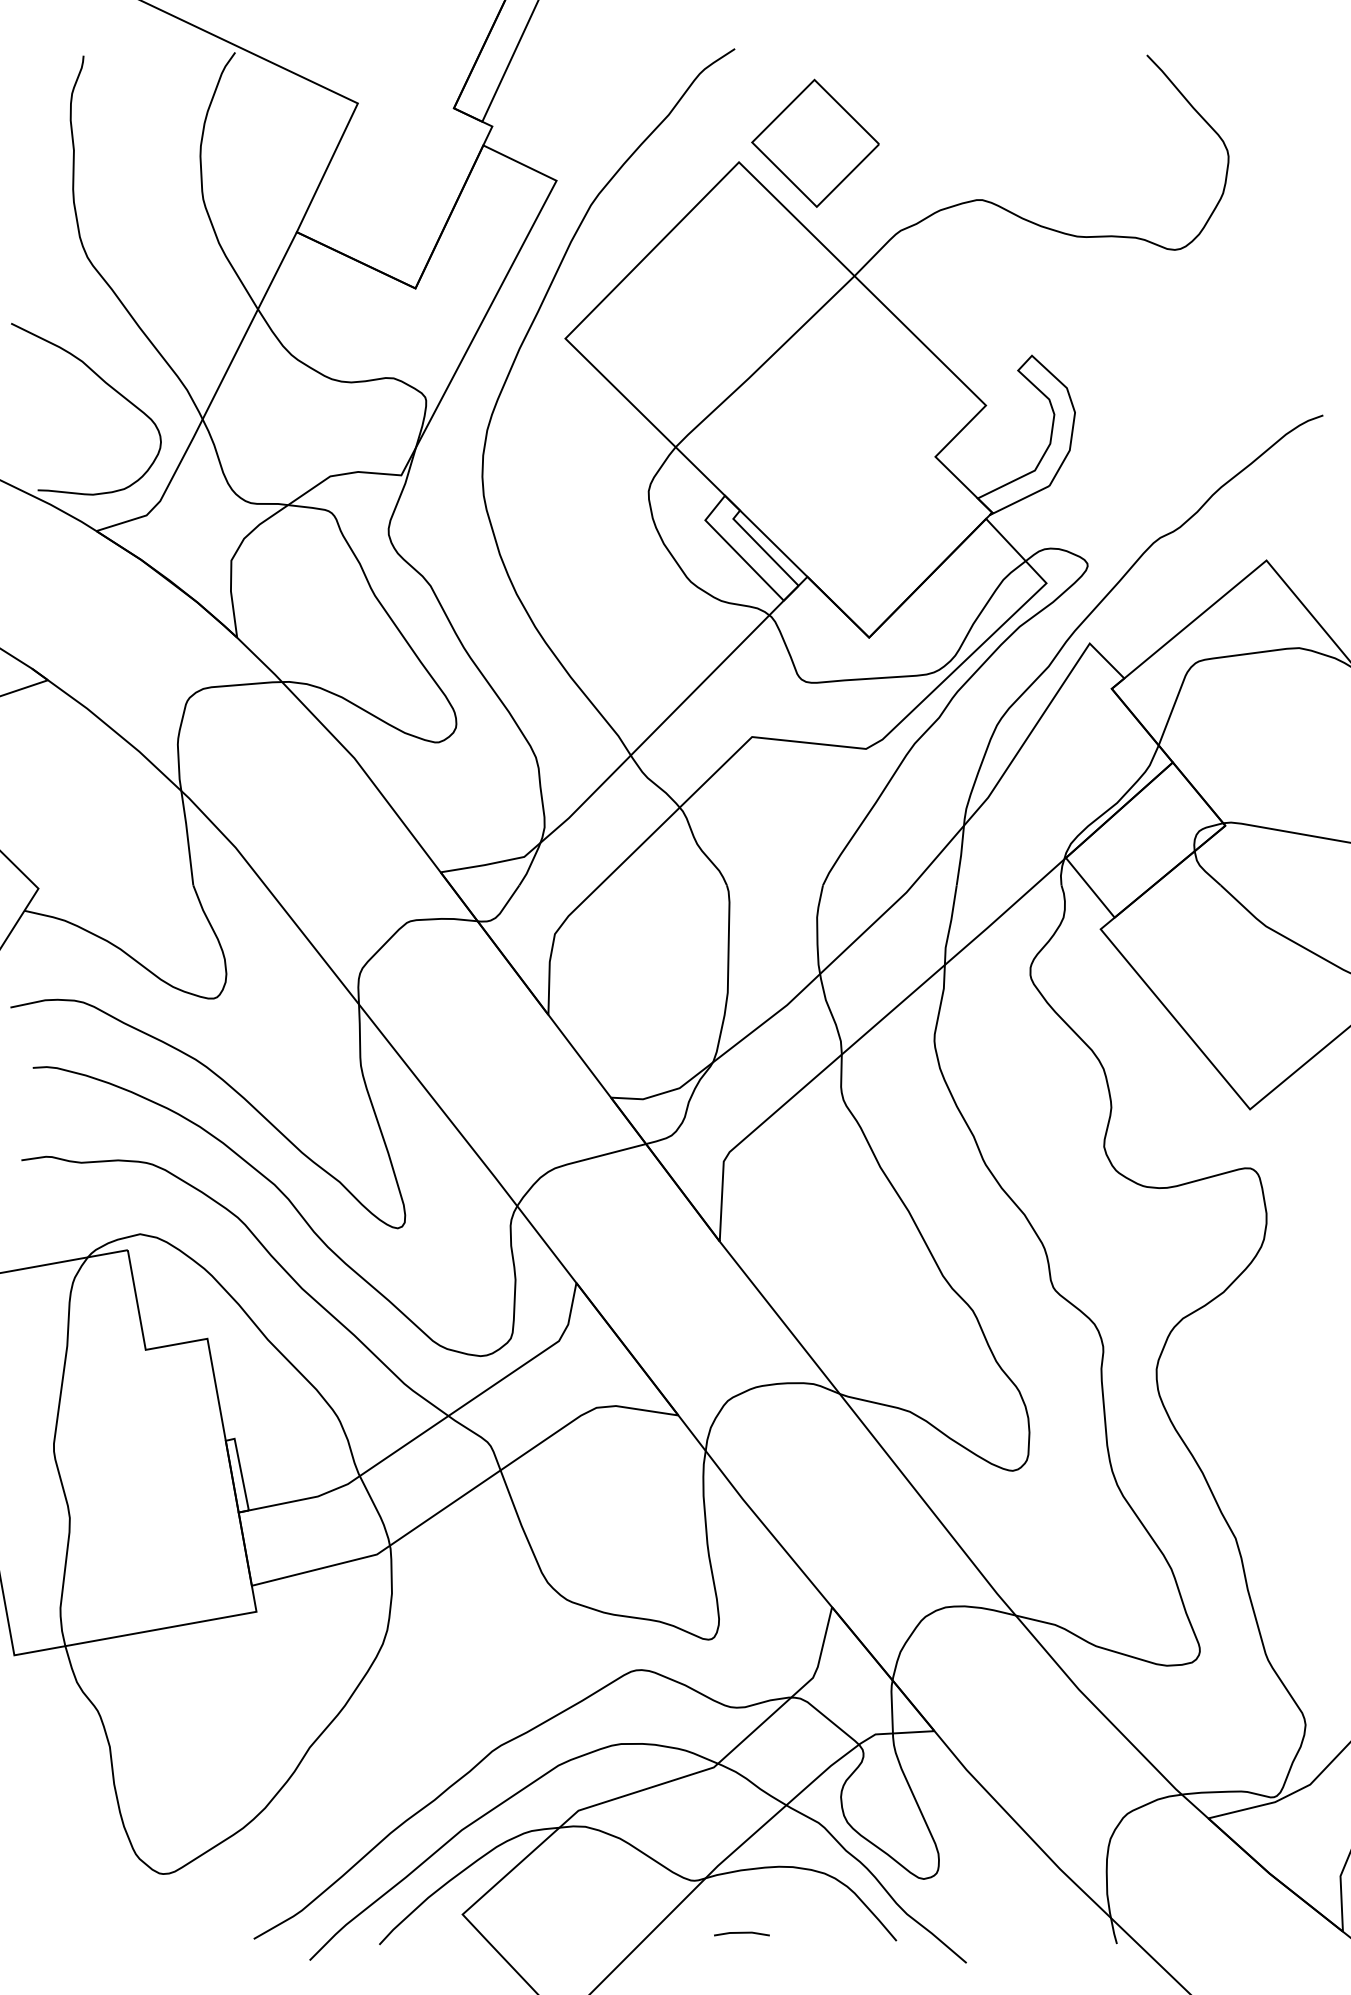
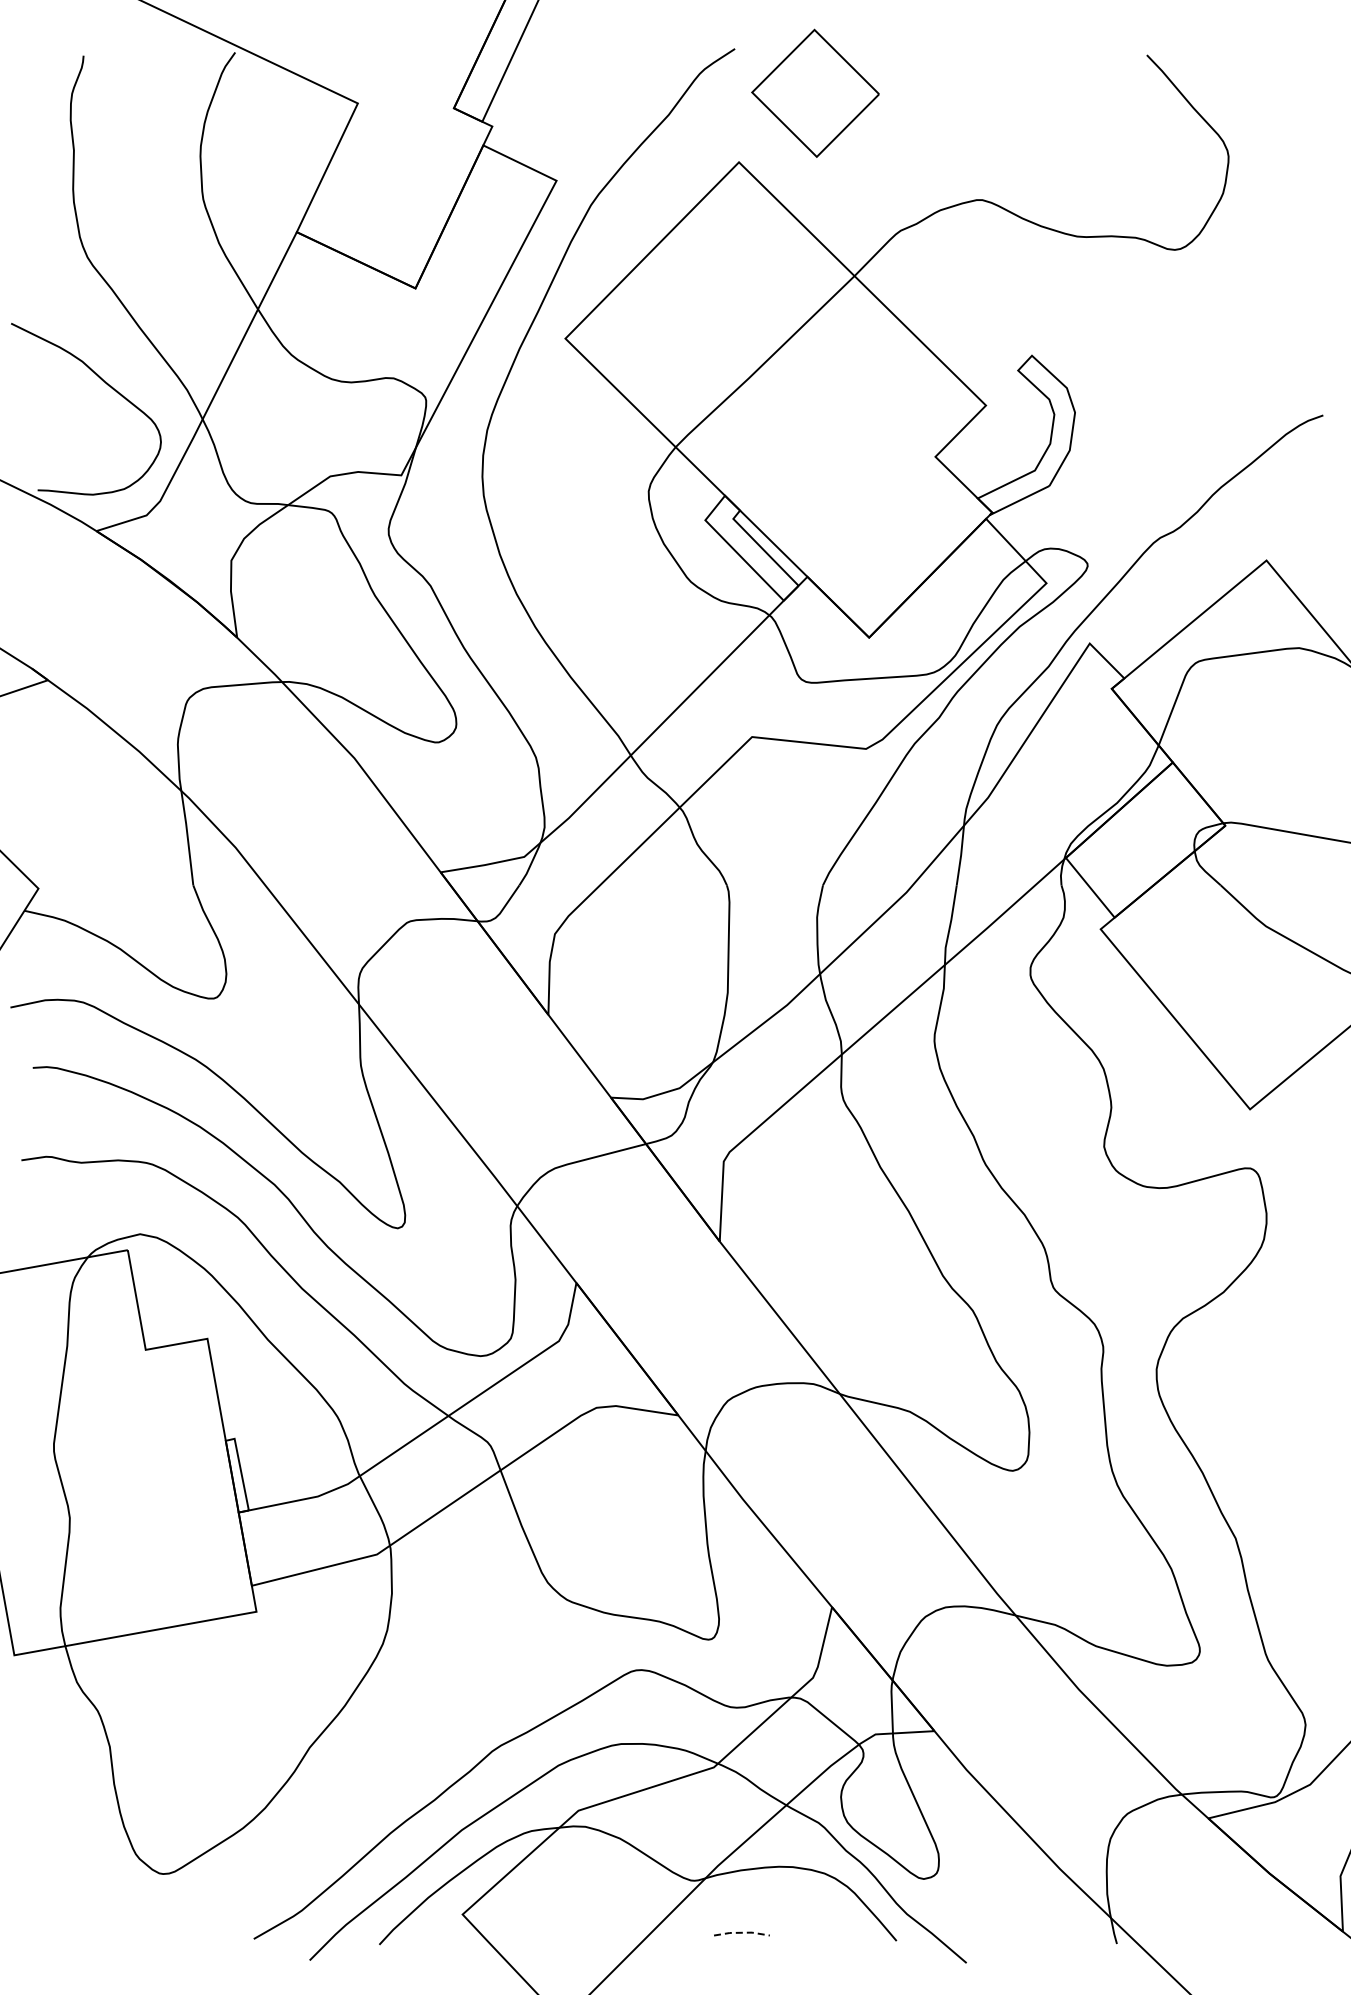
part position: (815, 142) -> (815, 92) (815, 92)
line: solid -> dashed (742, 1932)
